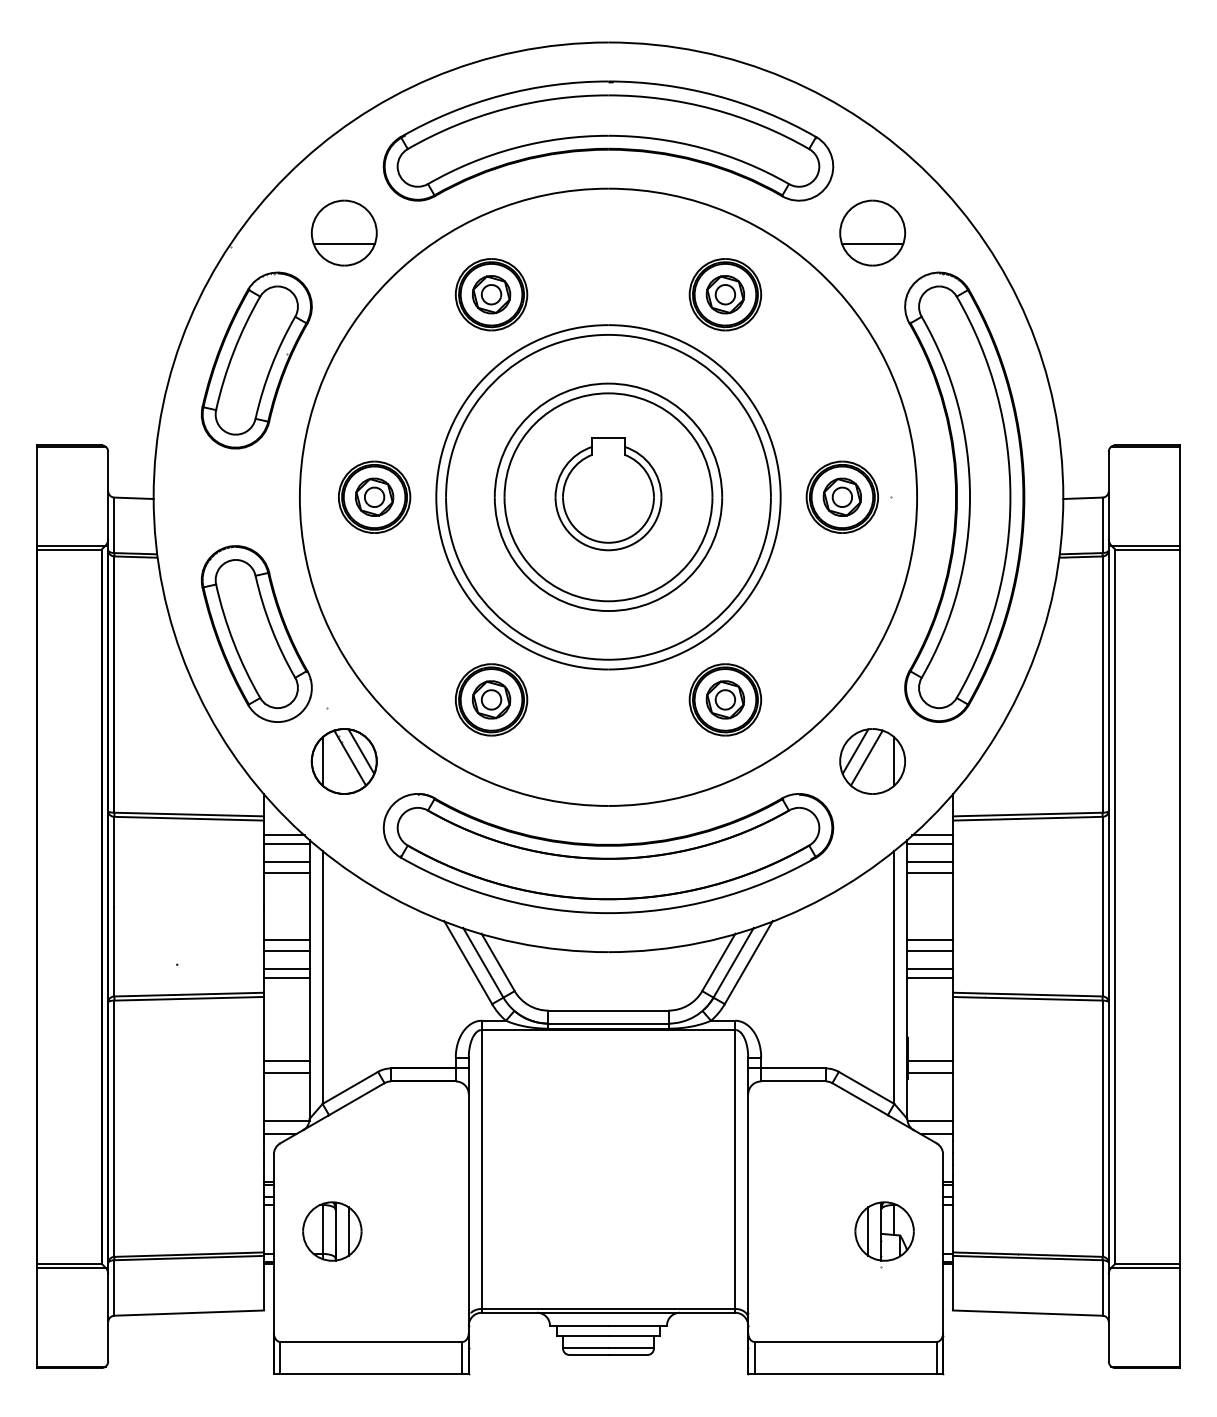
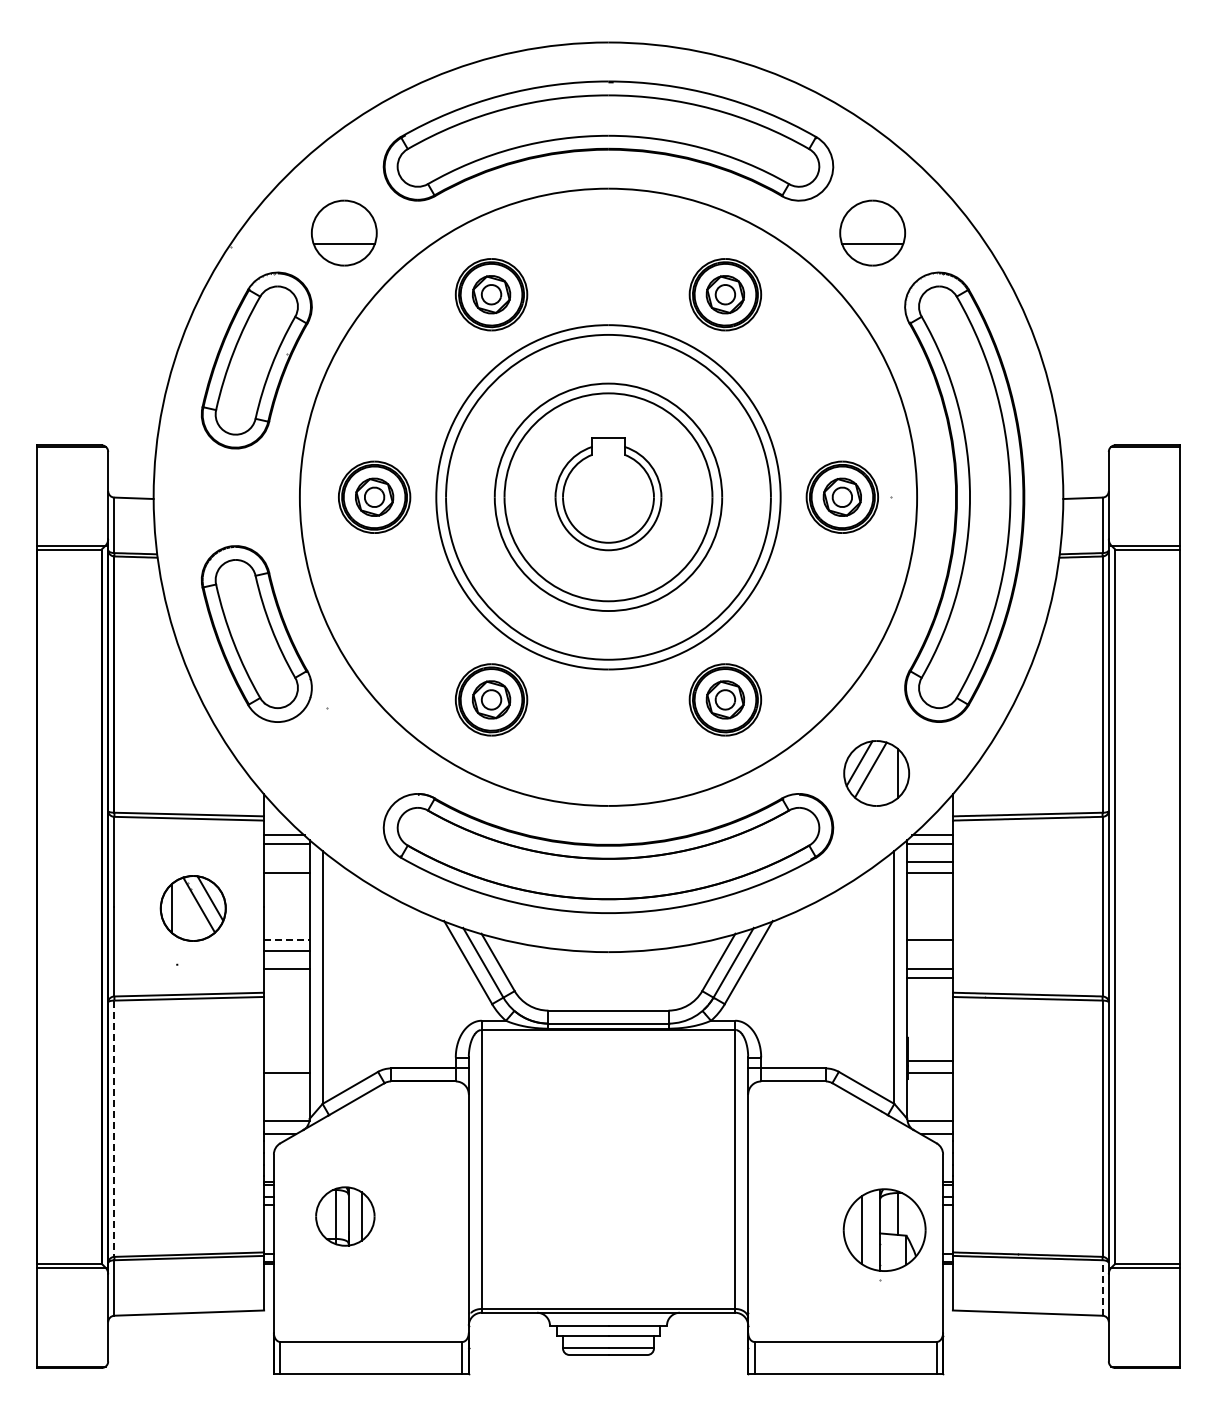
part position: (343, 761) -> (192, 908) (192, 908)
part position: (872, 761) -> (876, 773) (876, 773)
line: present -> none (286, 861)
line: solid -> dashed (286, 940)
line: present -> none (929, 951)
line: present -> none (286, 978)
line: present -> none (286, 1061)
line: solid -> dashed (114, 1129)
part position: (332, 1231) -> (345, 1216) (345, 1216)
part size: 61x68 px -> 85x94 px (884, 1234)
line: solid -> dashed (1102, 1288)
